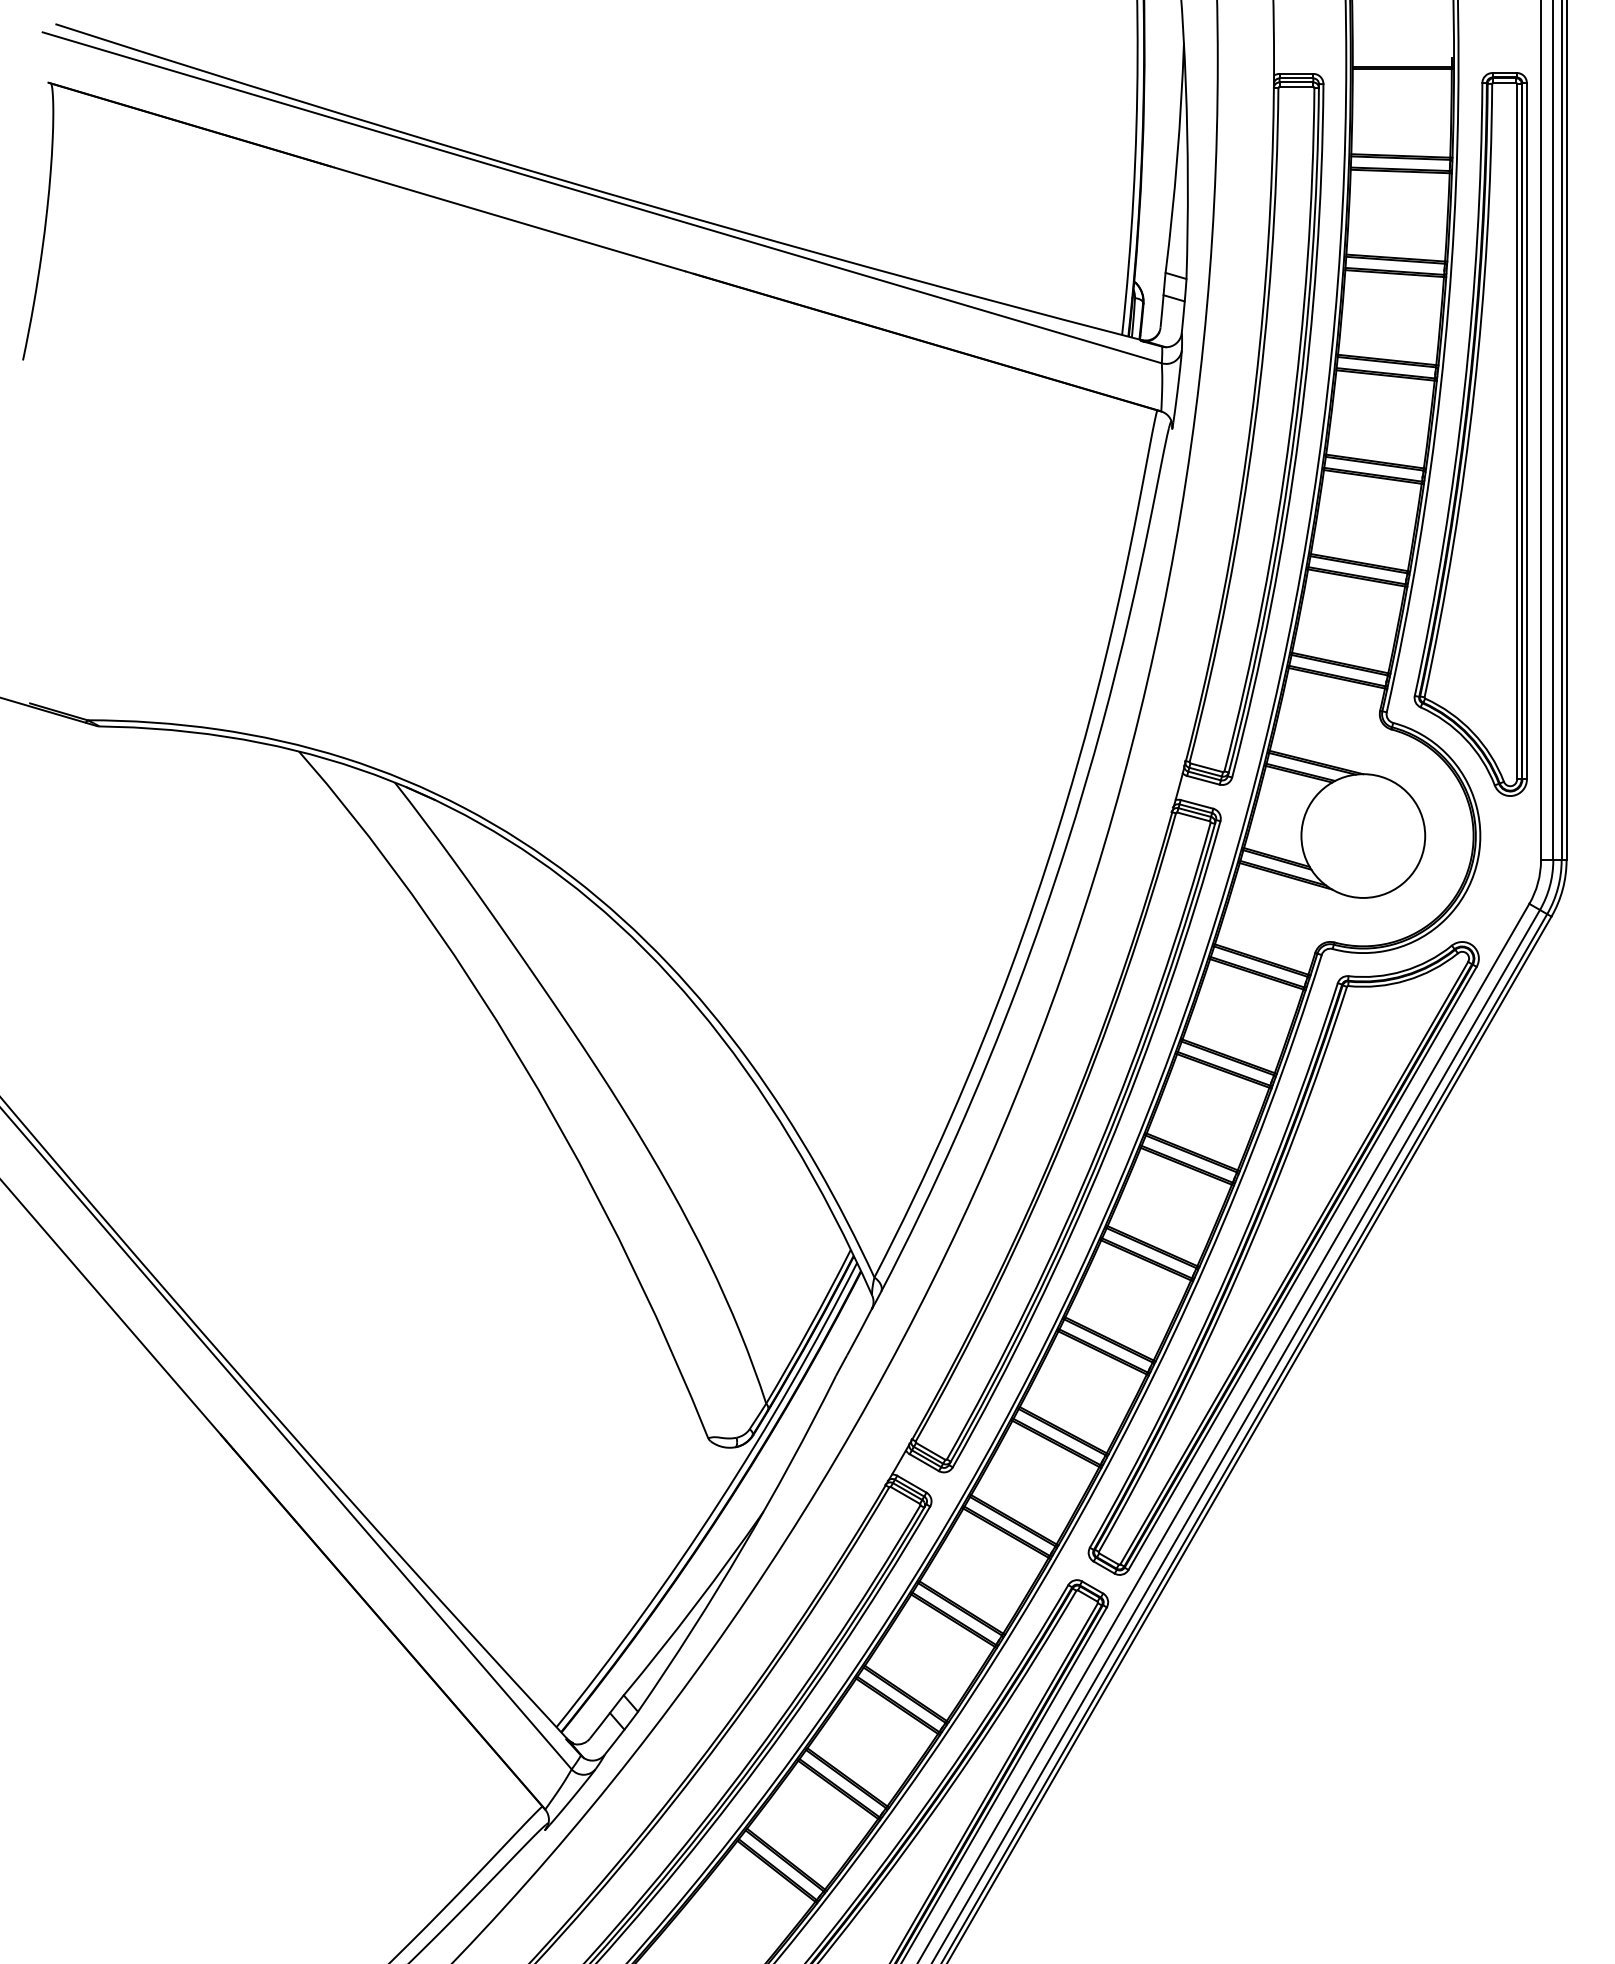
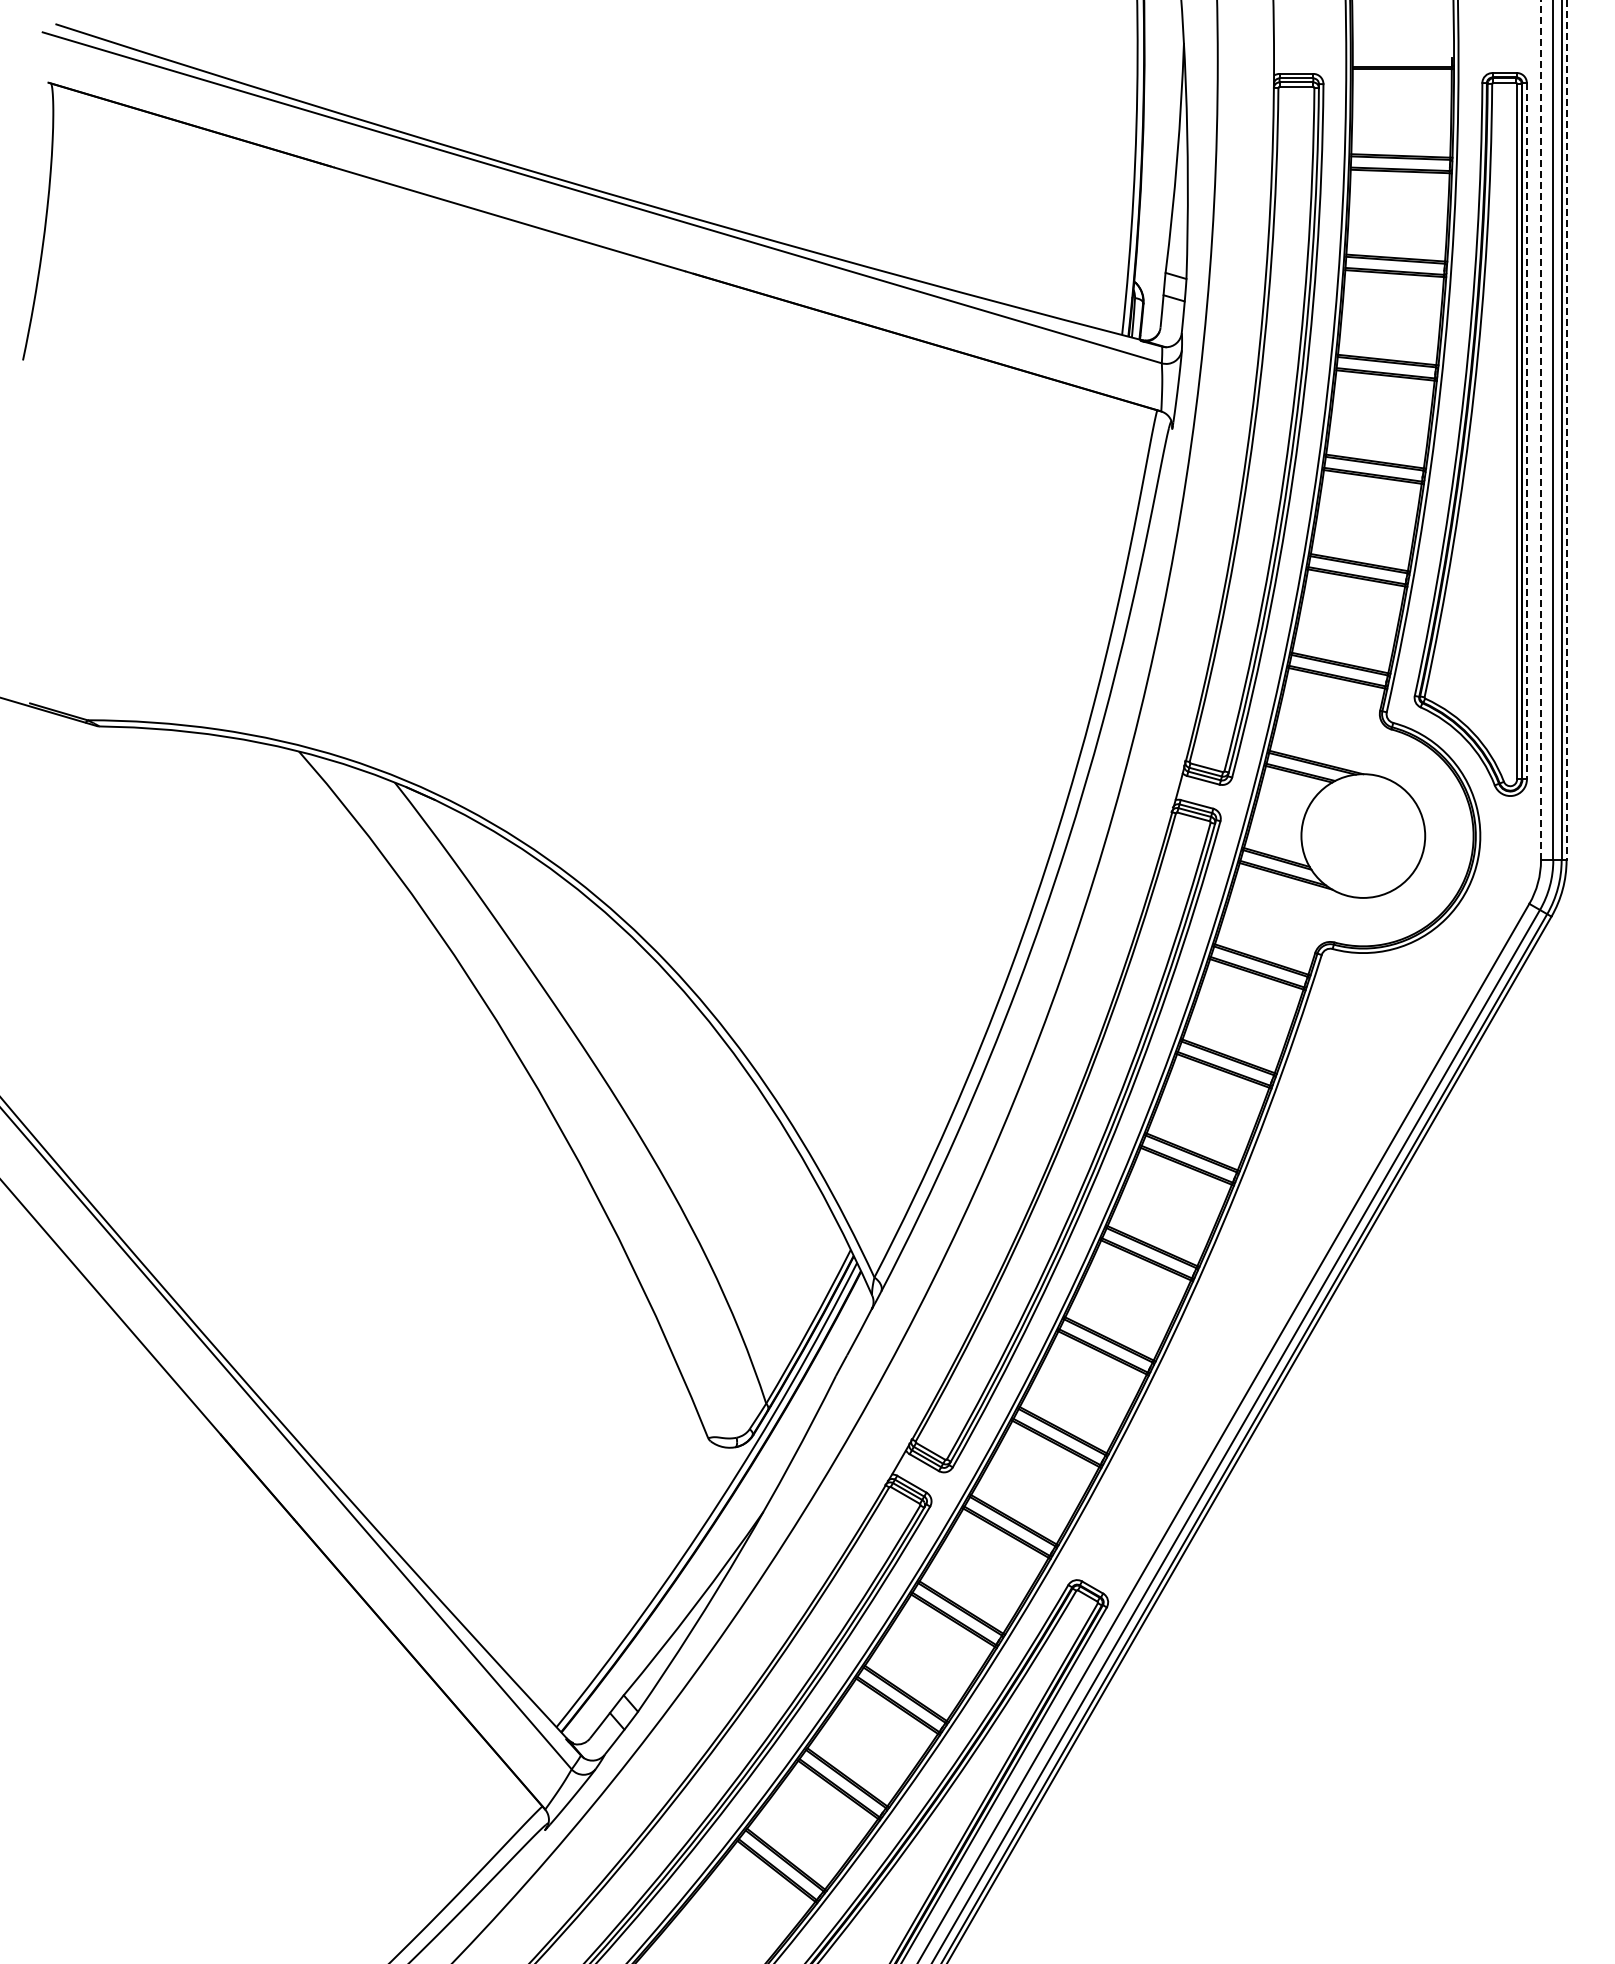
line: solid -> dashed (1540, 430)
line: solid -> dashed (1566, 430)
line: solid -> dashed (1526, 431)
part: present -> none (1283, 1258)
